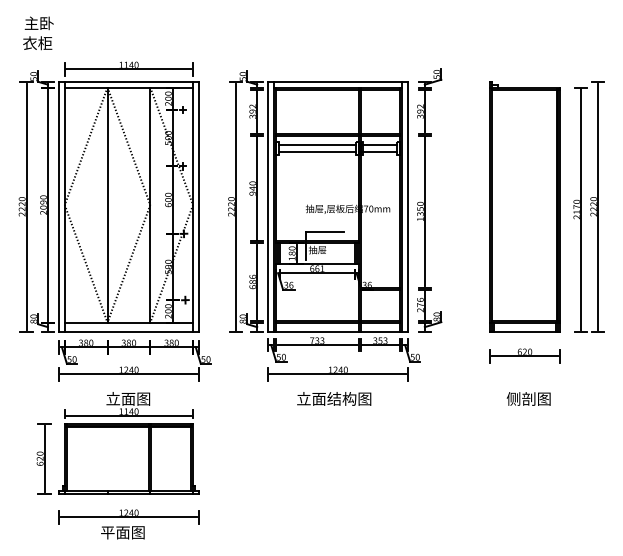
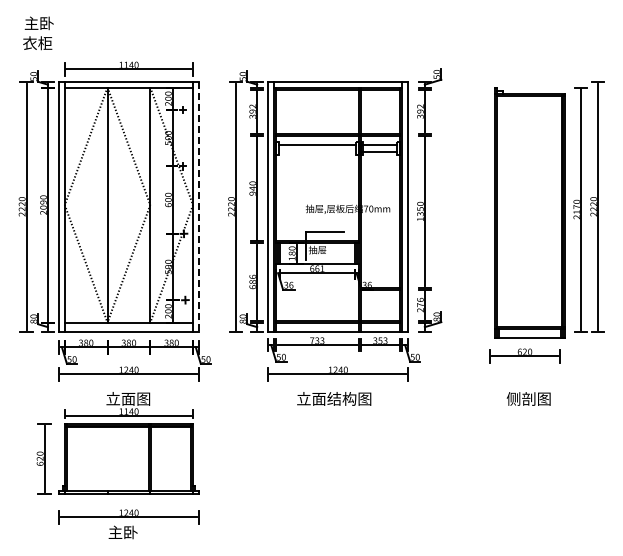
line: present -> none (316, 151)
line: solid -> dashed (198, 206)
part position: (524, 206) -> (529, 212) (529, 212)
text: 平面图 -> 主卧 (122, 532)
